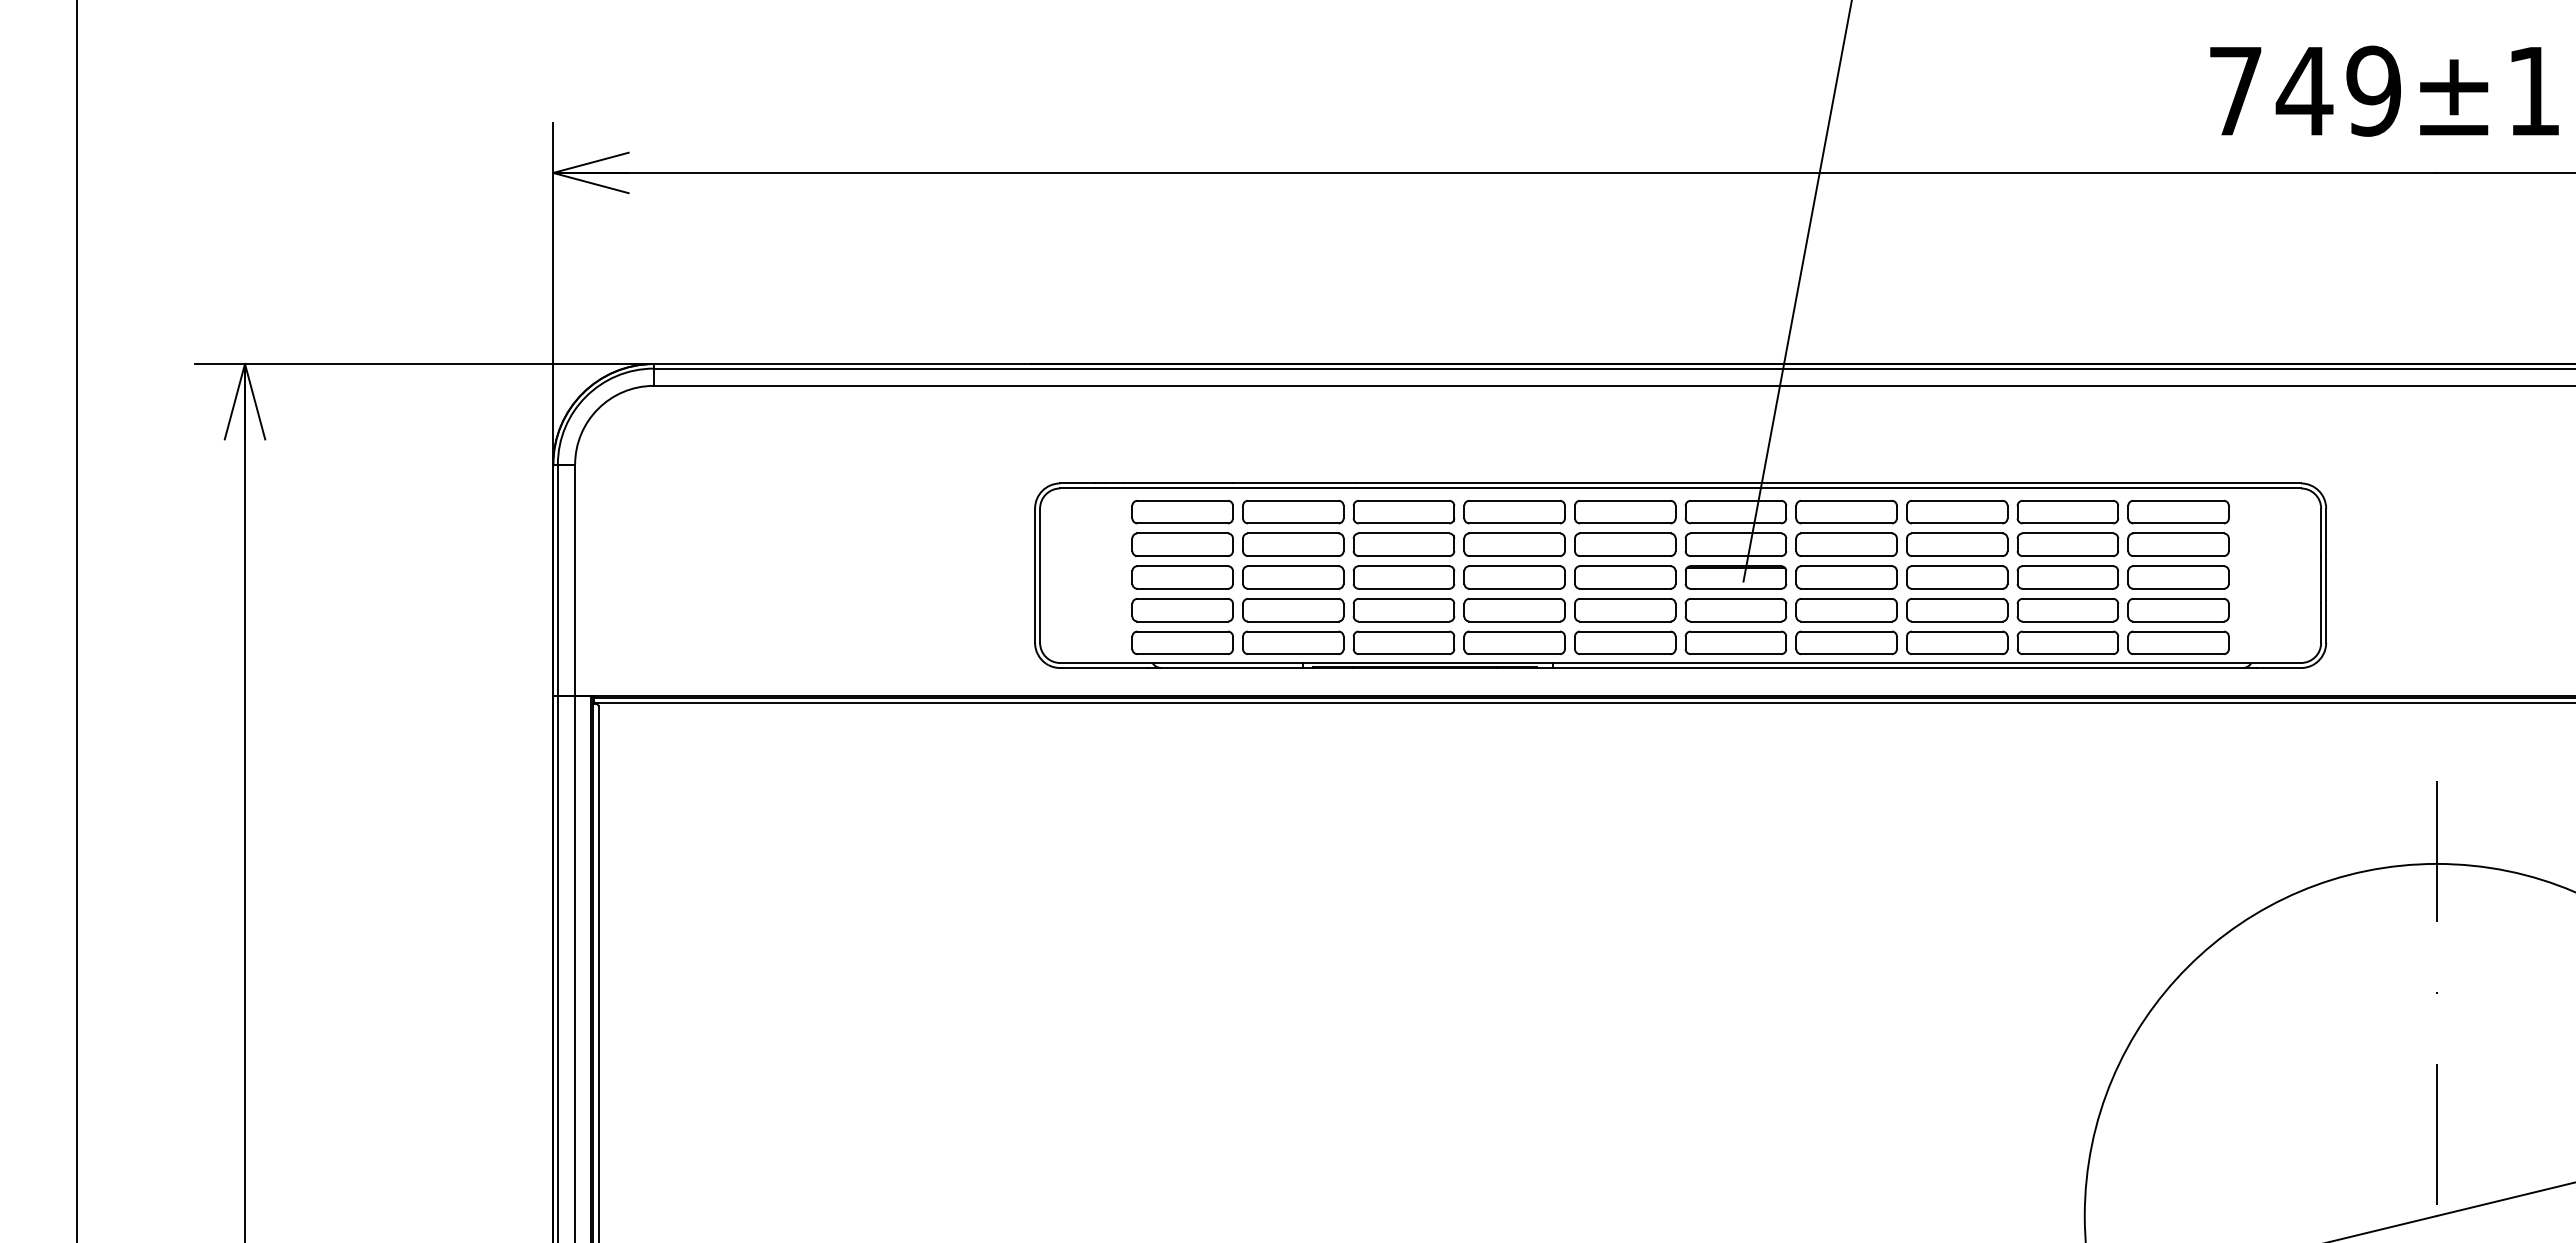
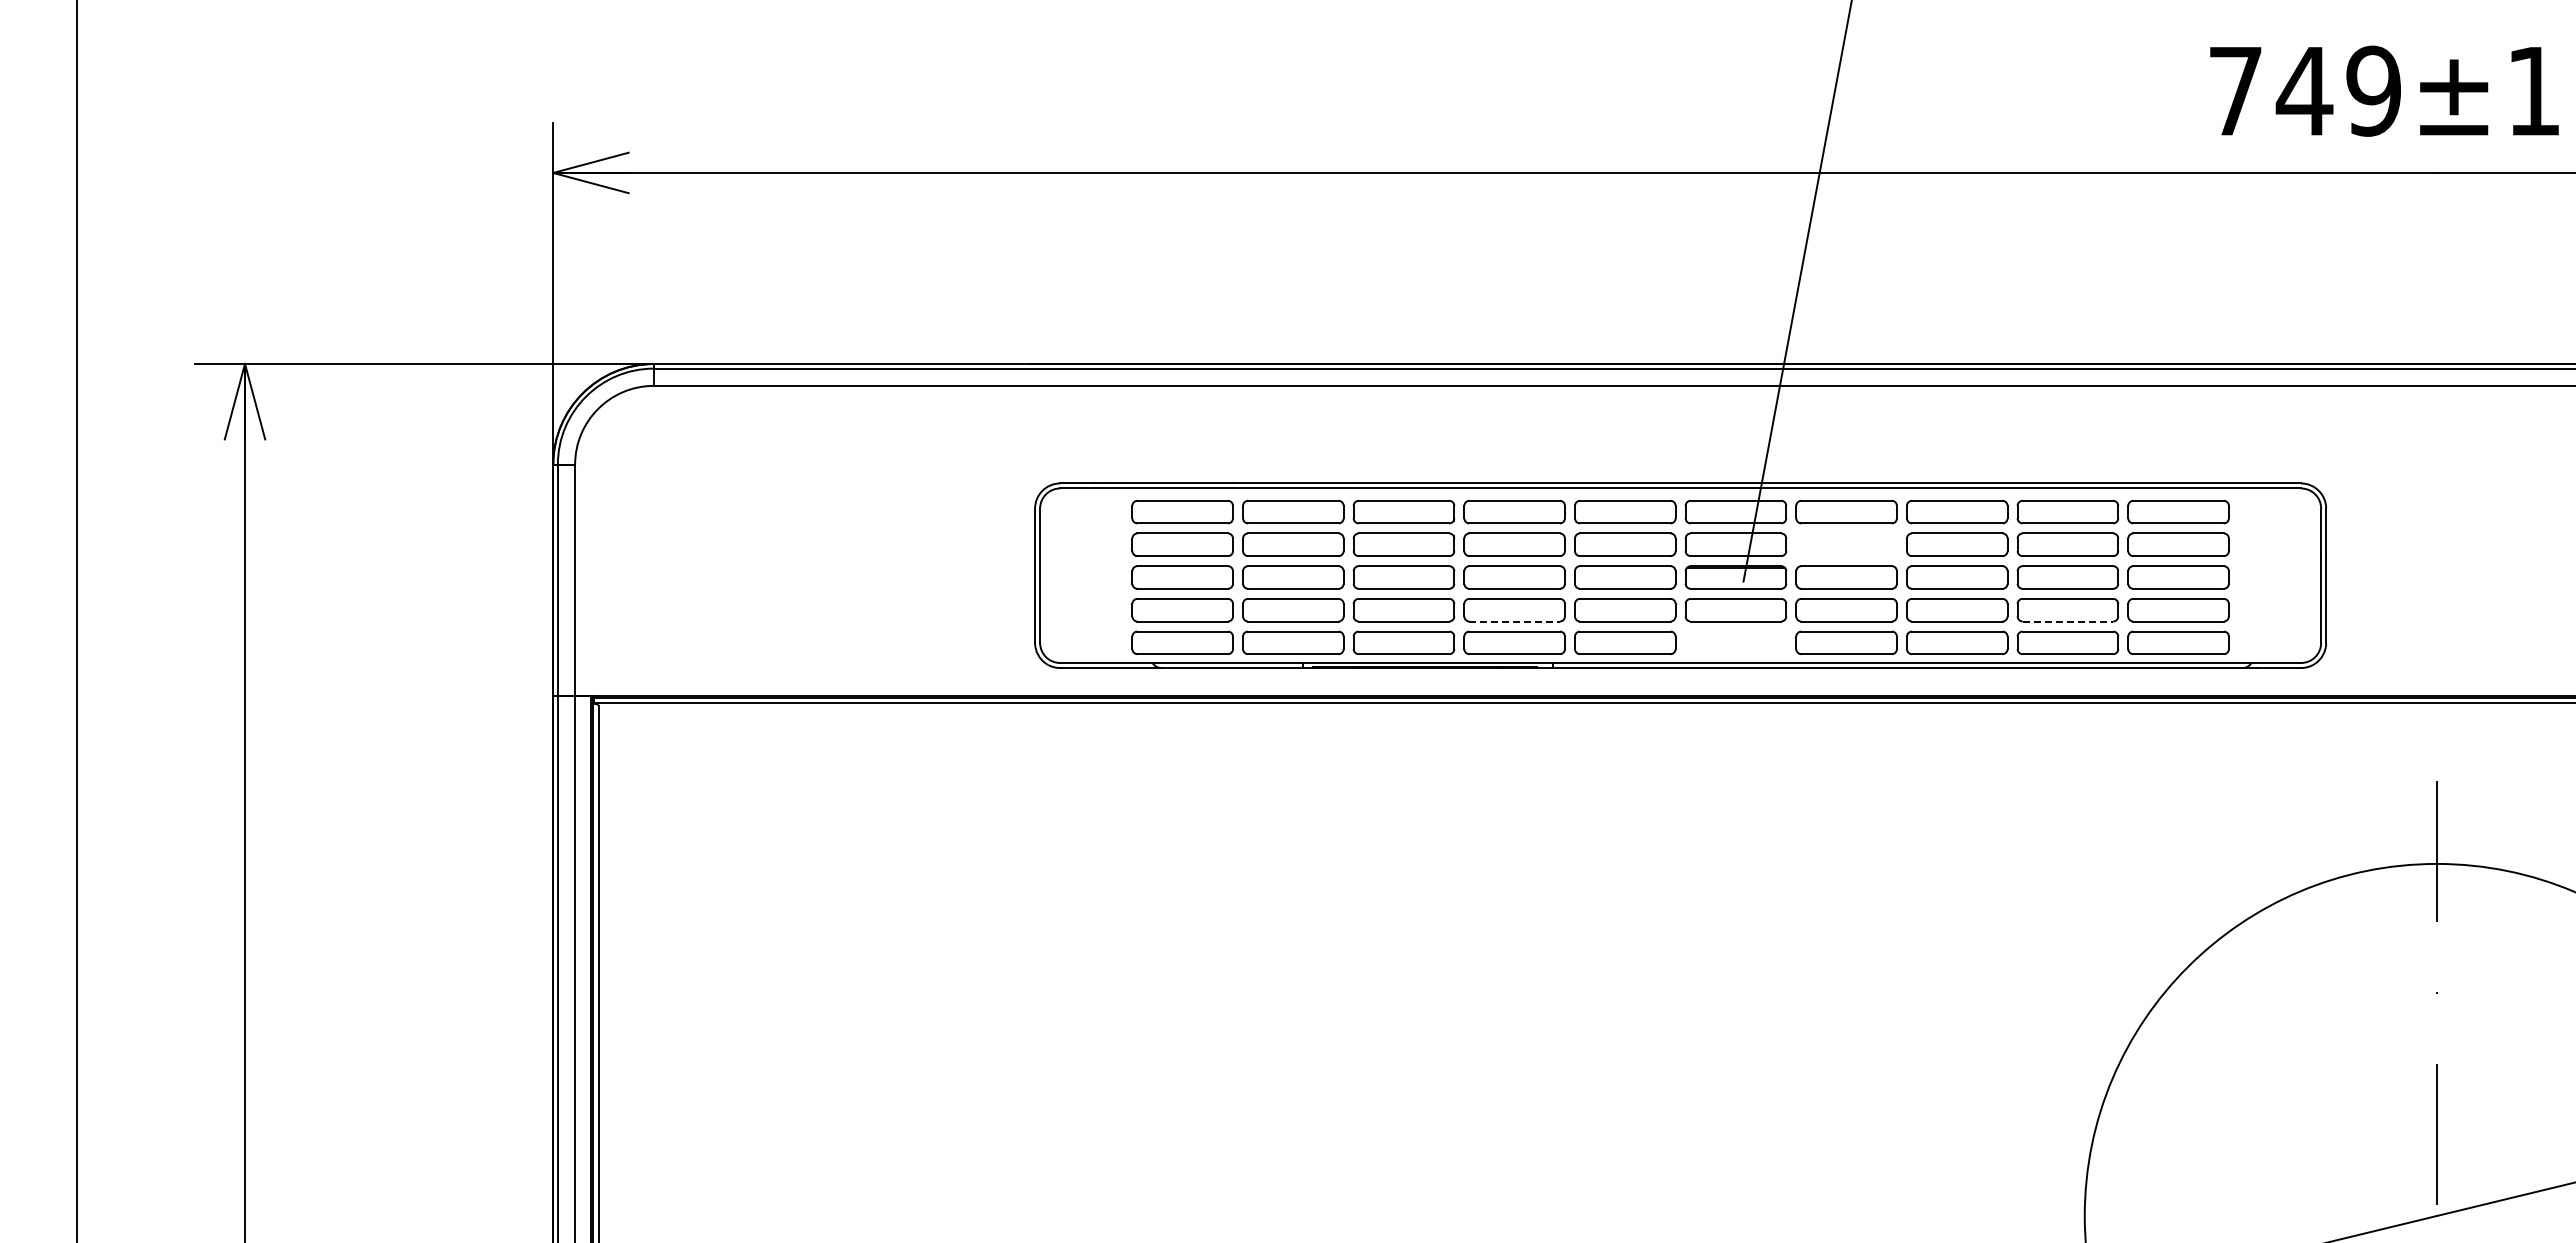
part: present -> none (1846, 544)
line: solid -> dashed (1515, 621)
line: solid -> dashed (2068, 621)
part: present -> none (1735, 642)
